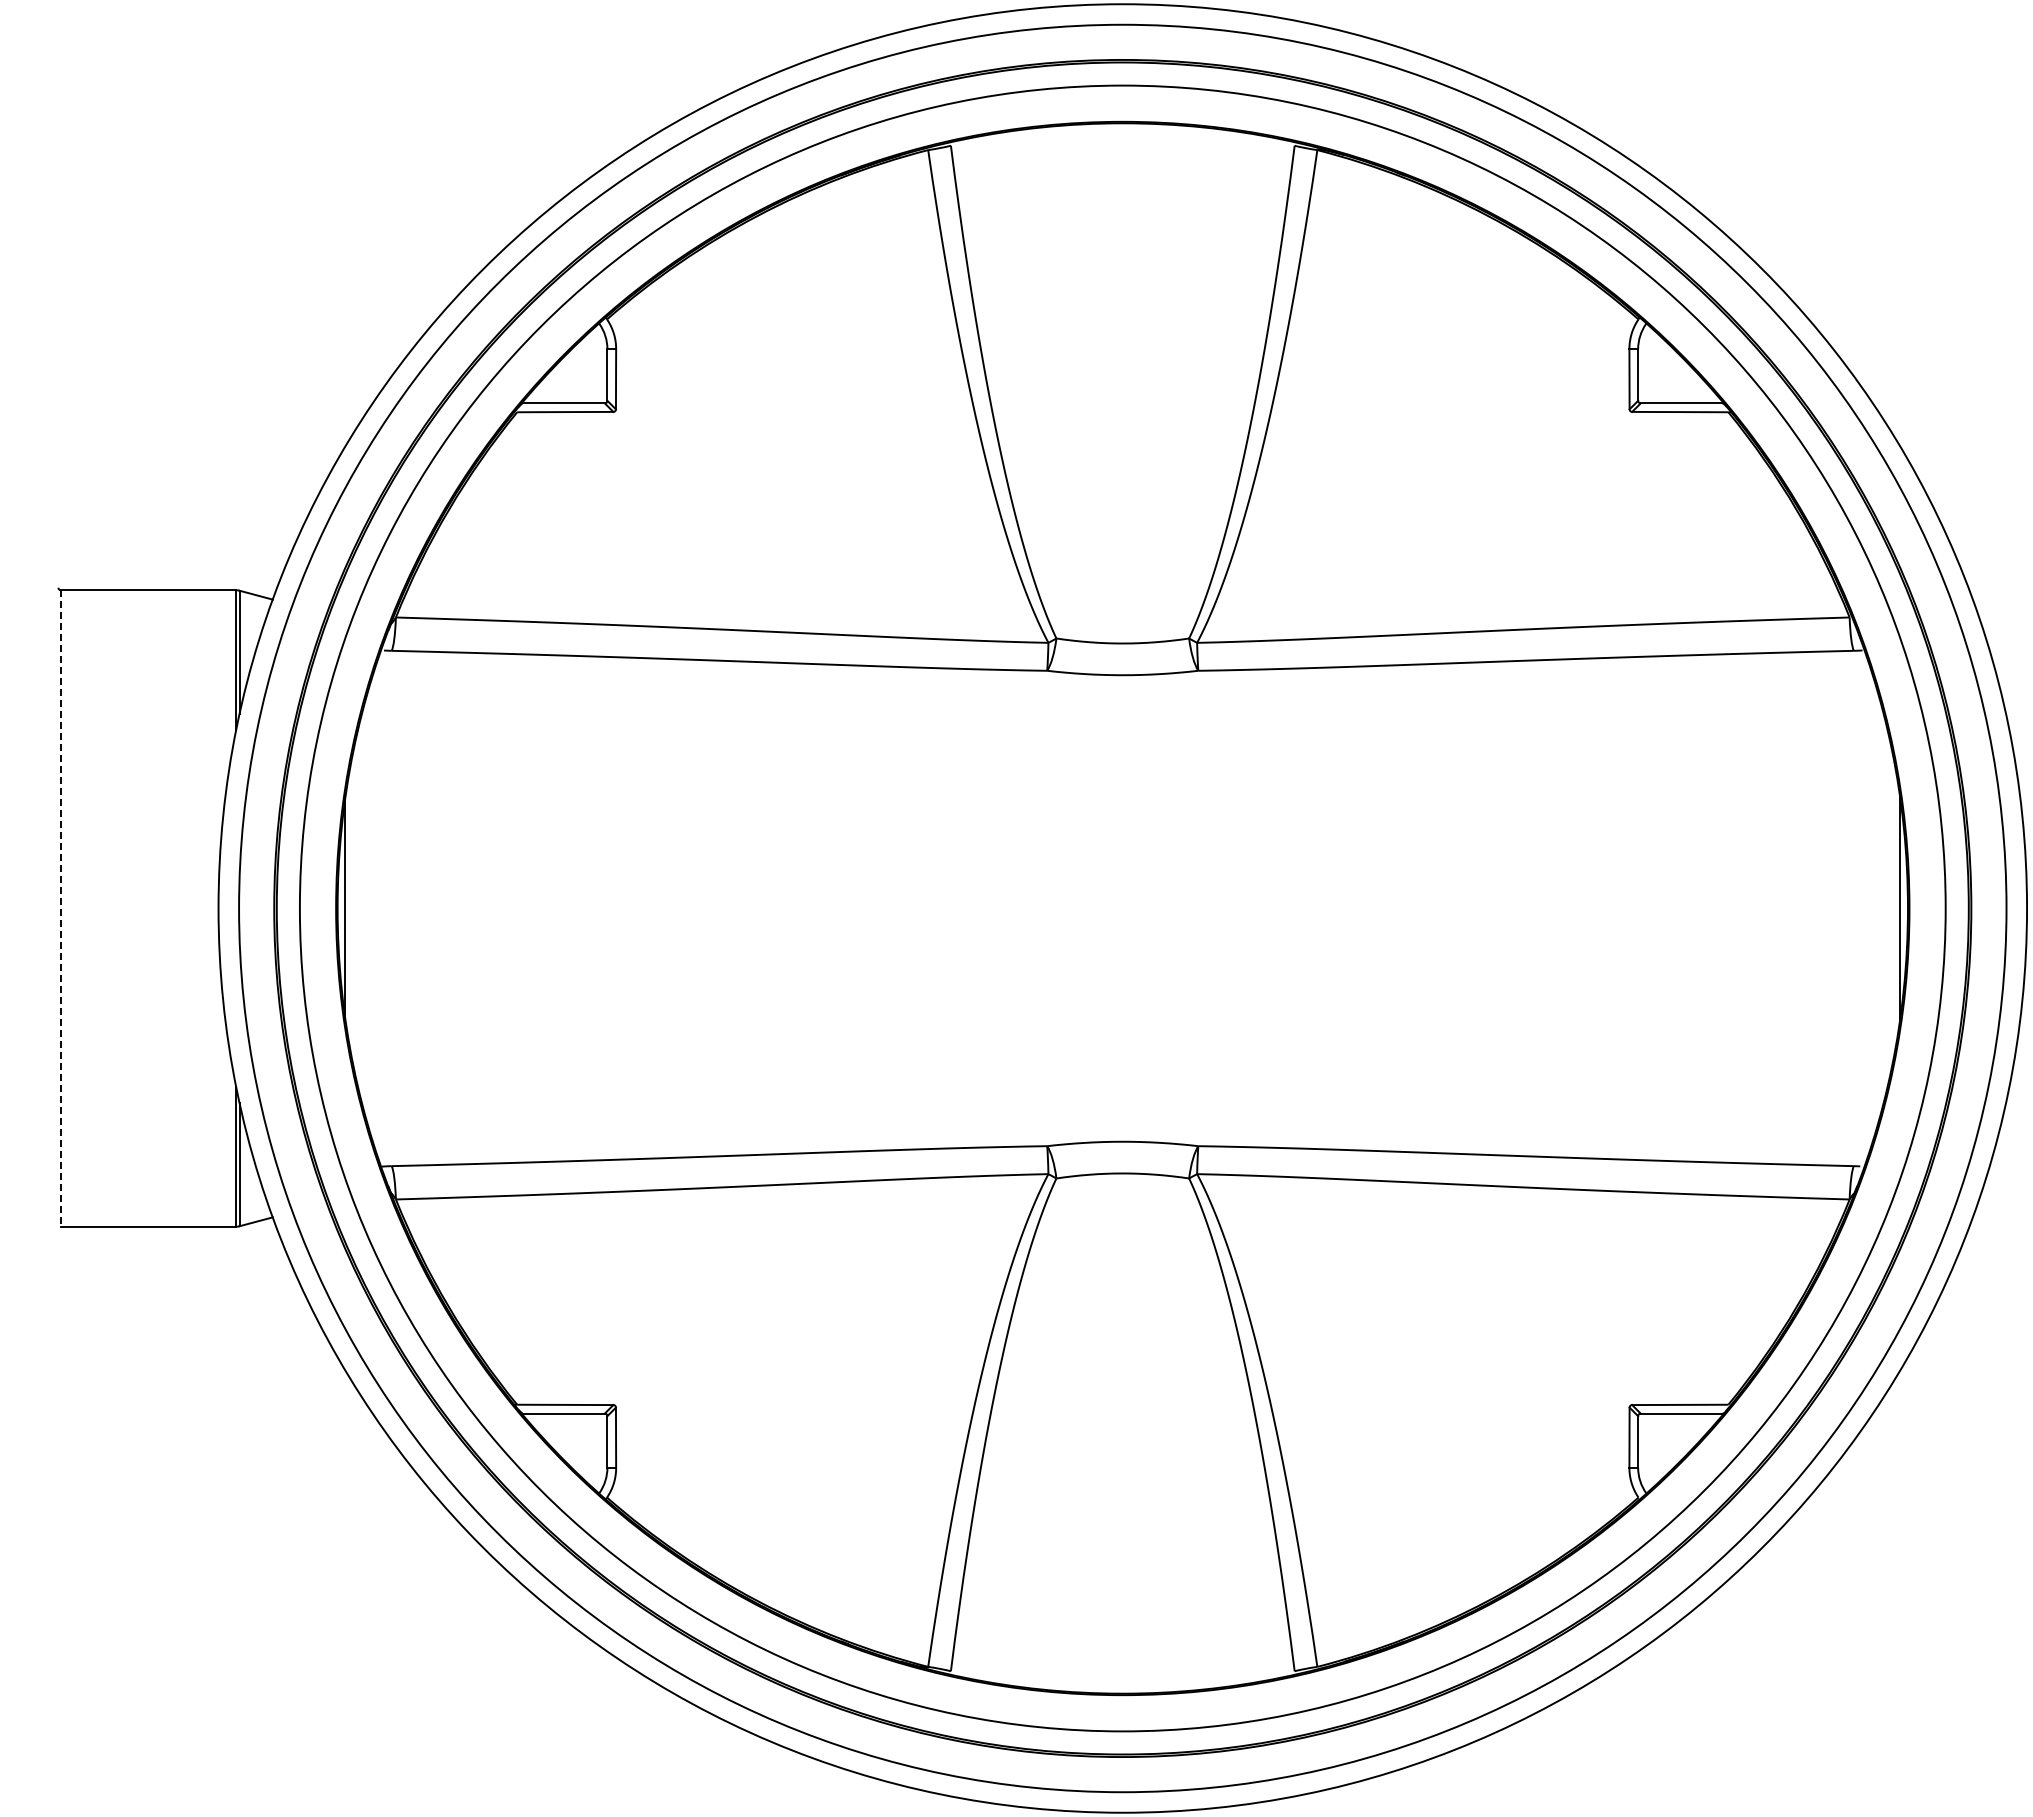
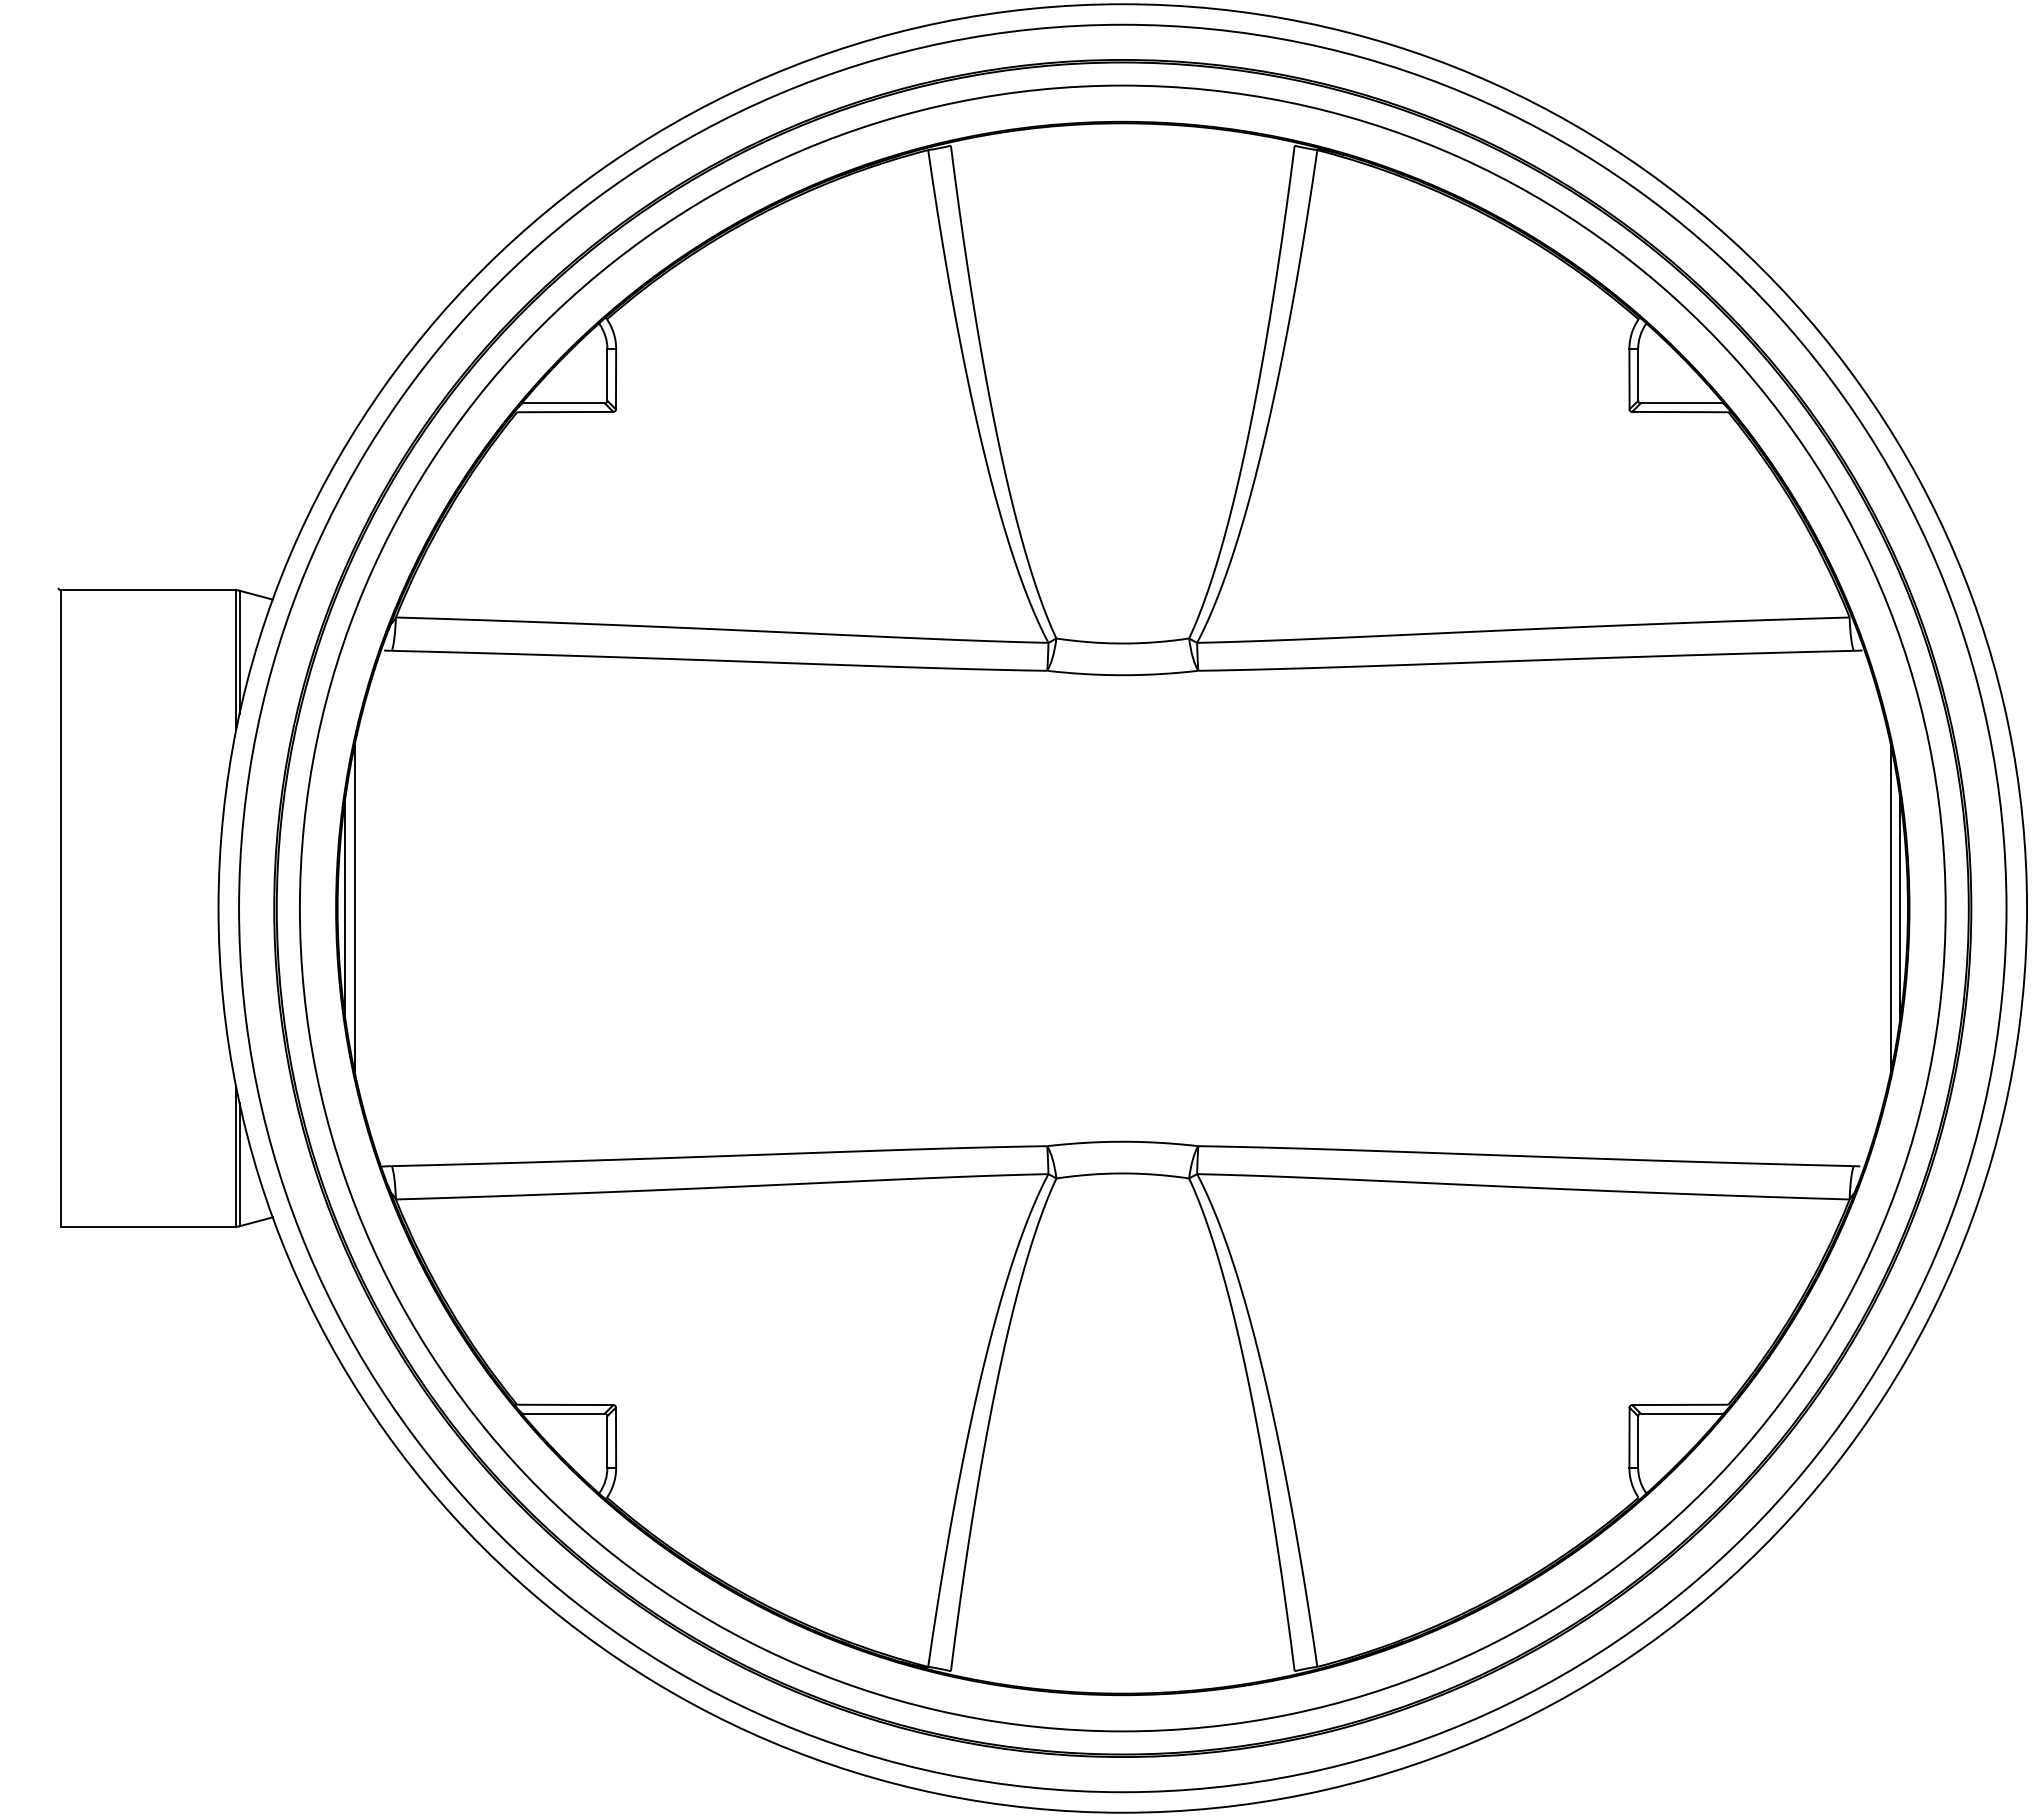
line: none -> present (354, 908)
line: none -> present (1890, 908)
line: dashed -> solid (61, 909)
